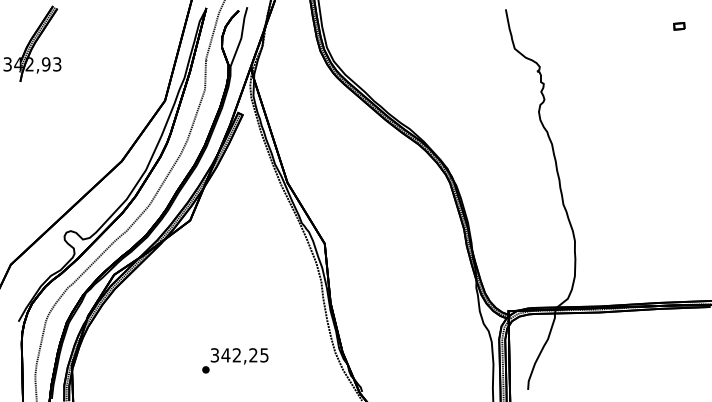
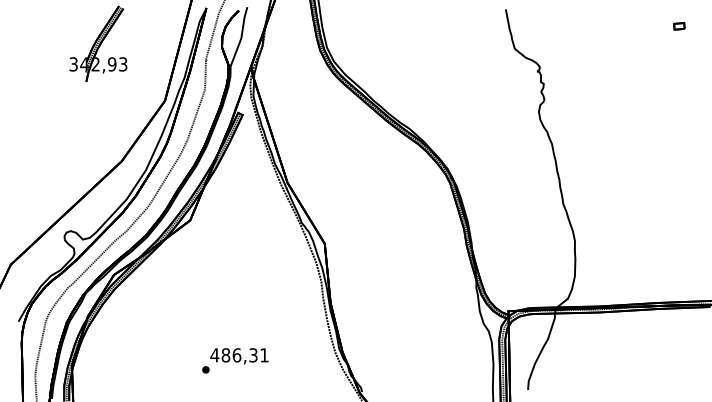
part position: (32, 43) -> (98, 43) (98, 43)
text: 342,25 -> 486,31 (239, 355)
